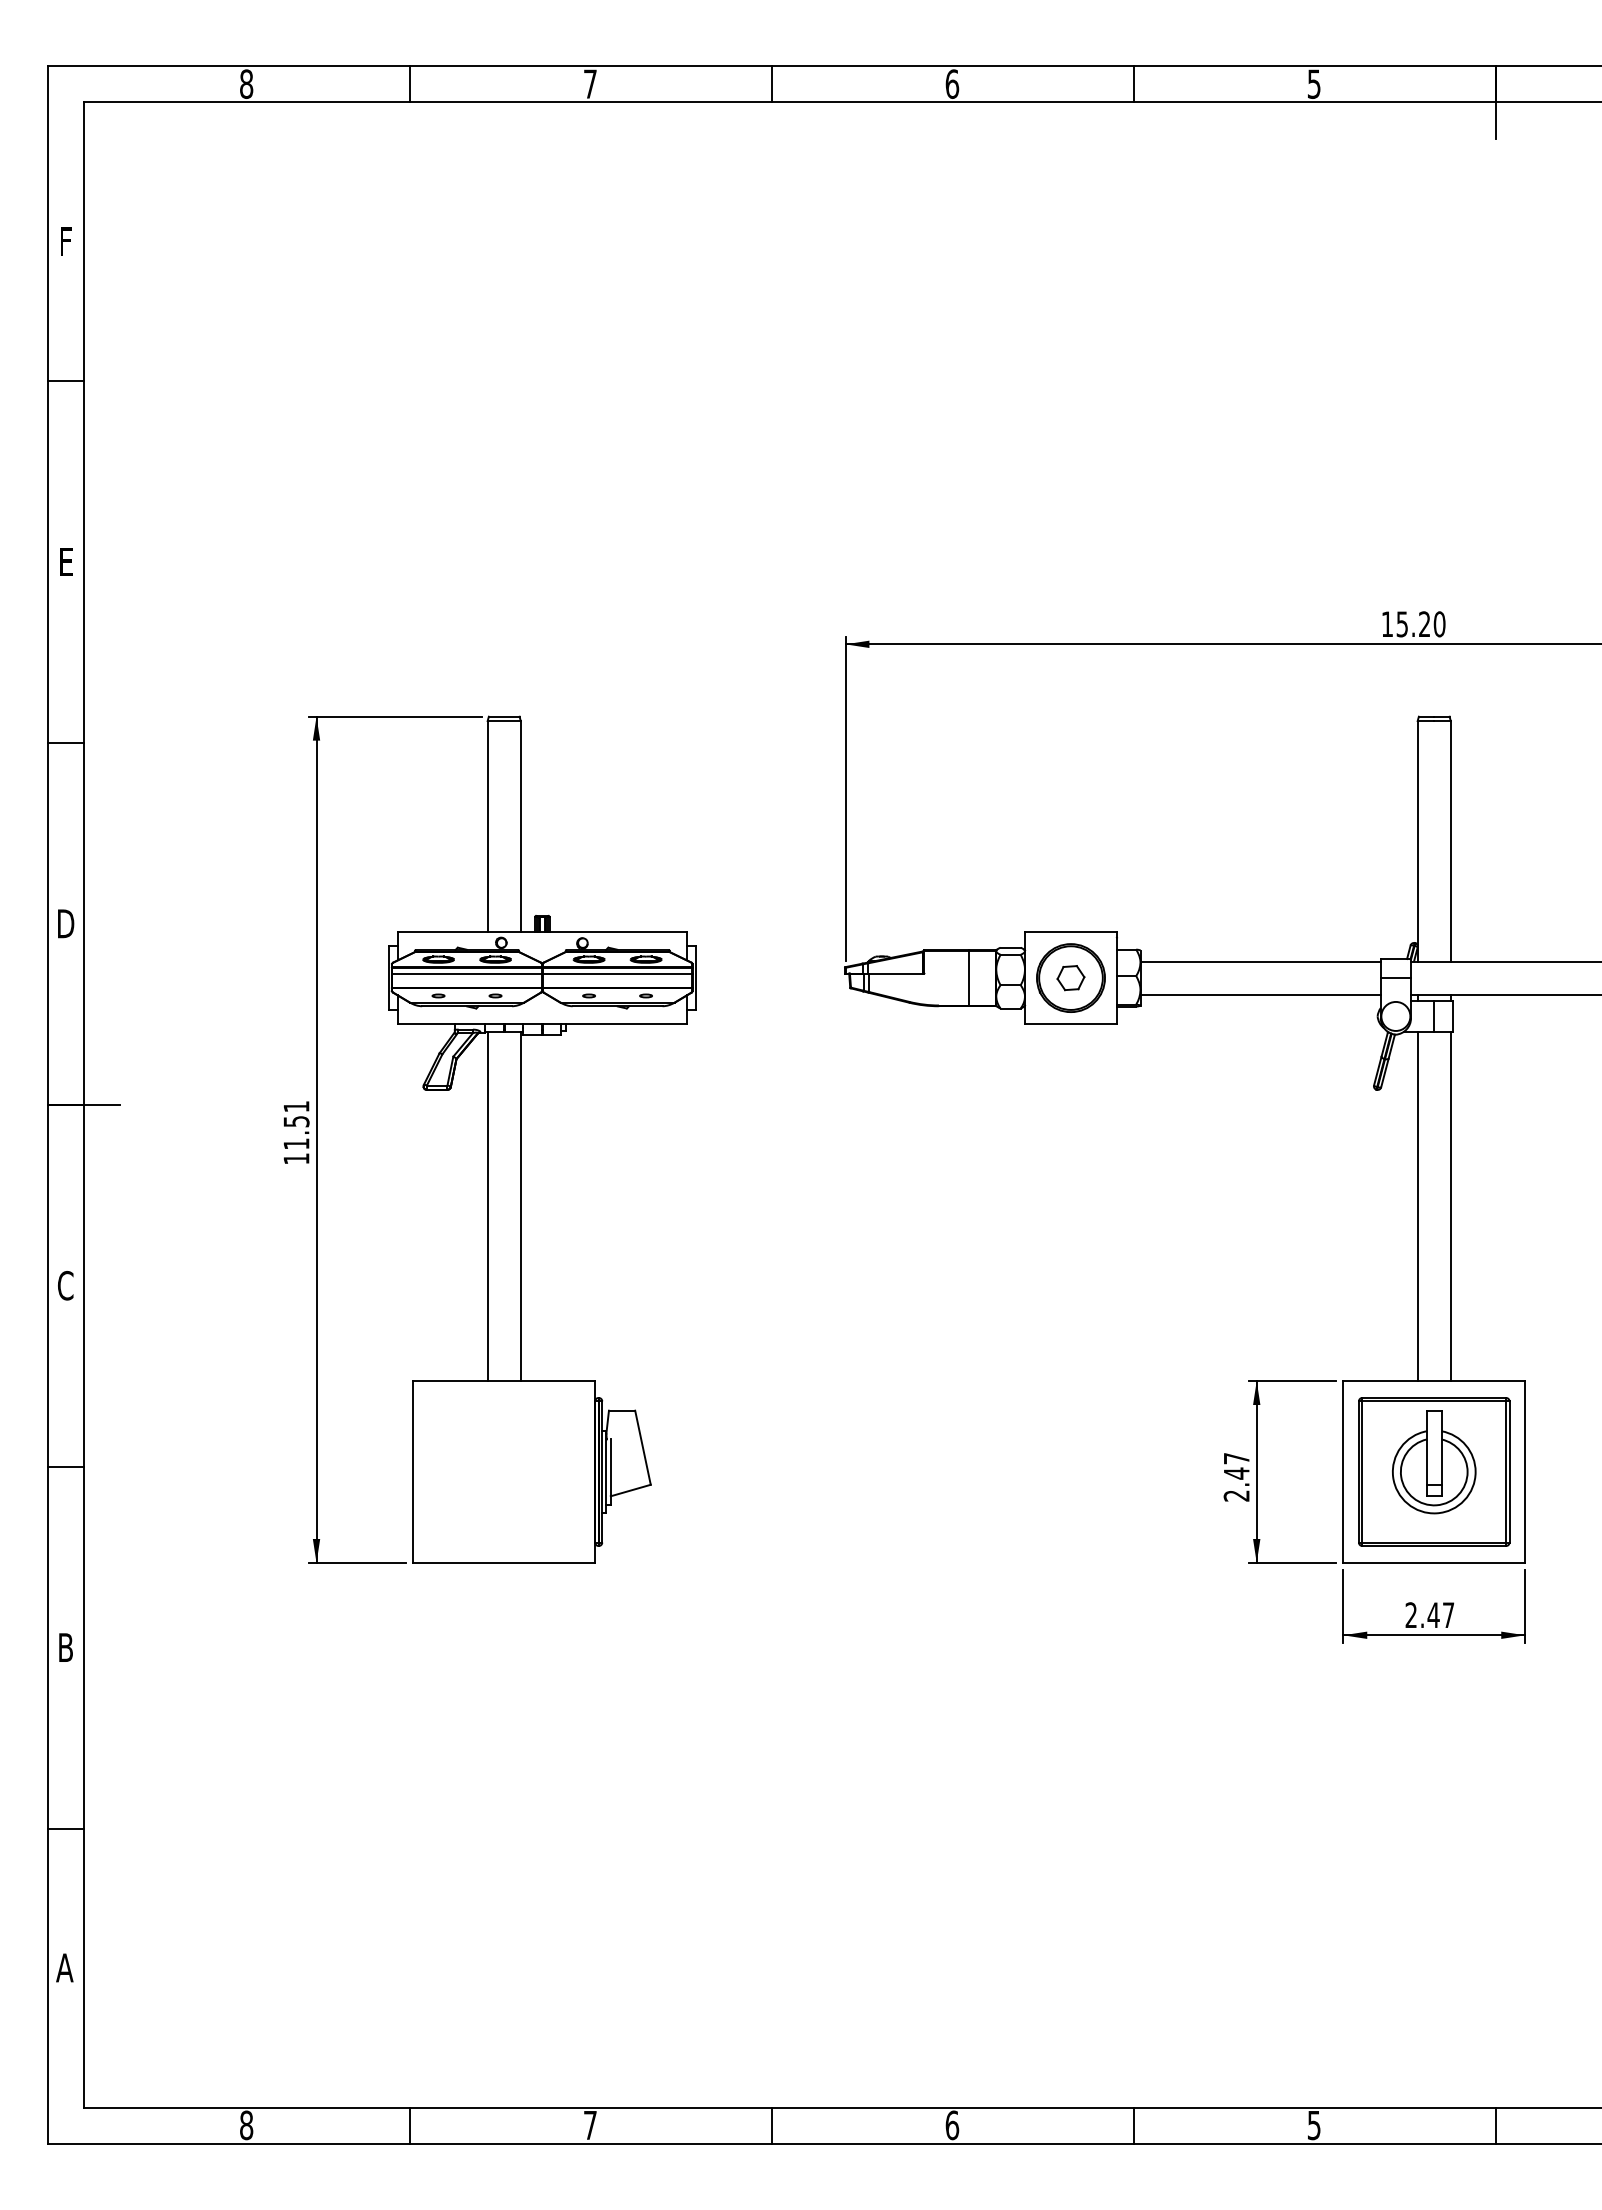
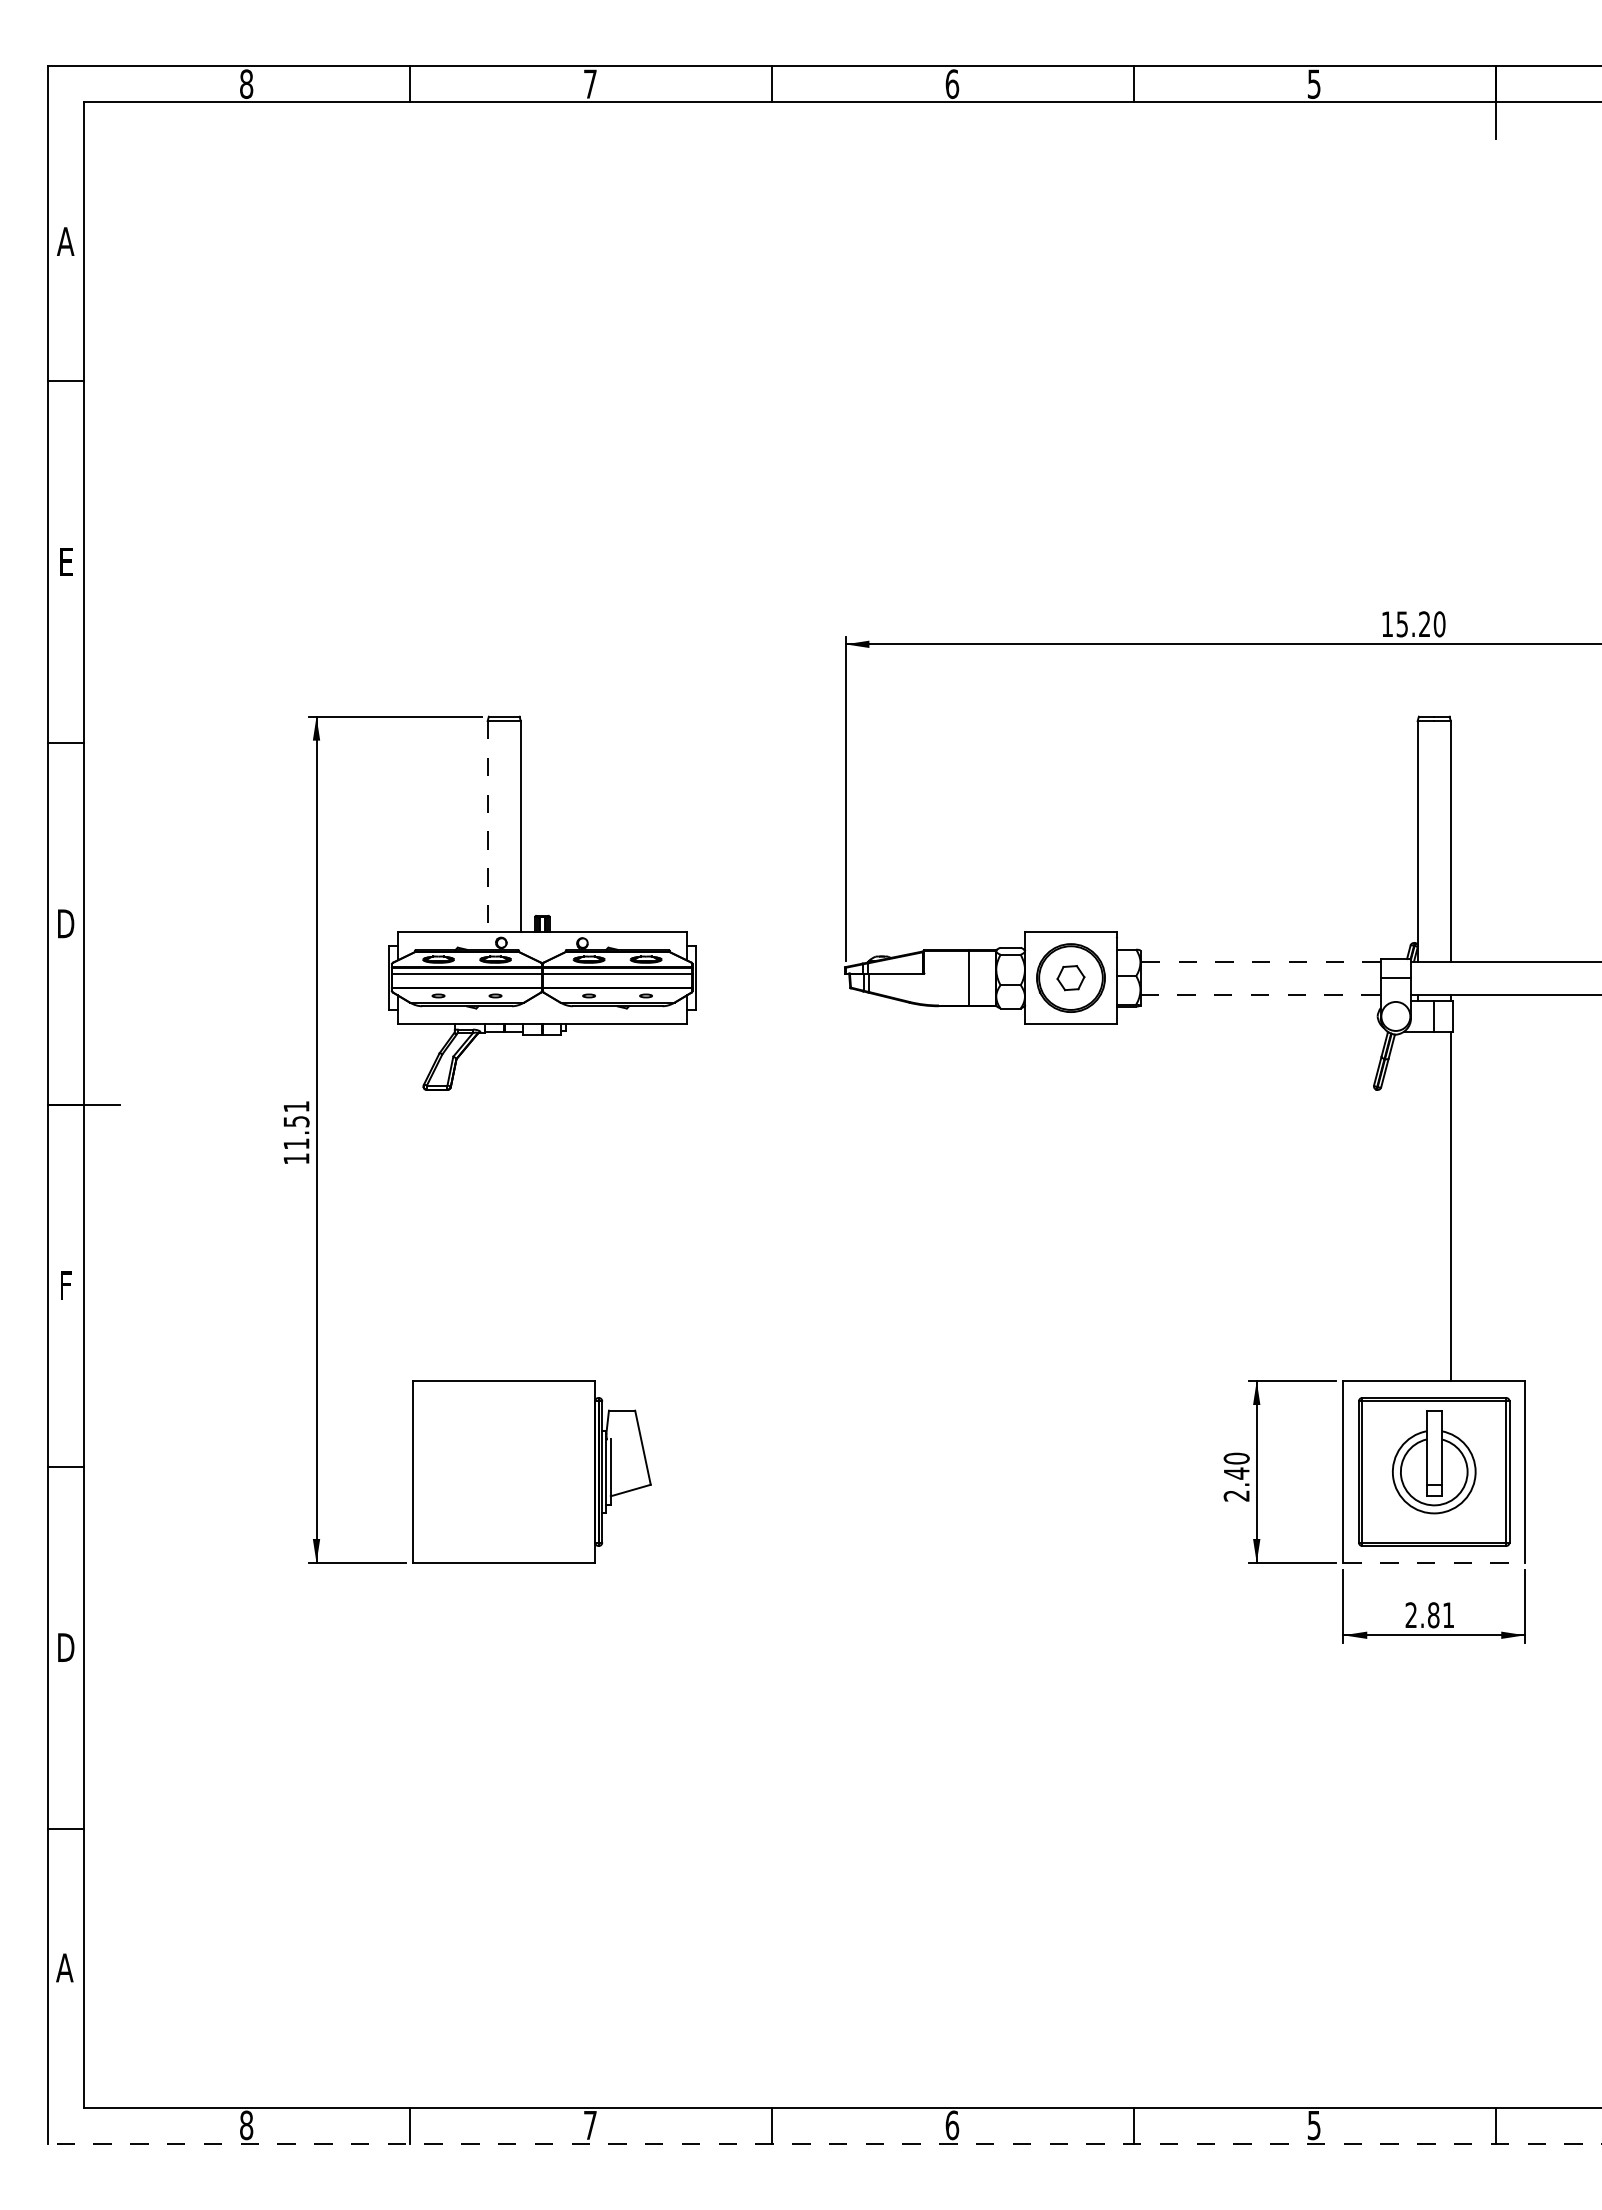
text: F -> A (65, 241)
line: solid -> dashed (487, 826)
line: solid -> dashed (1260, 961)
line: solid -> dashed (1261, 994)
line: present -> none (487, 1206)
line: present -> none (520, 1206)
line: present -> none (1417, 1206)
text: C -> F (65, 1285)
text: 2.47 -> 2.40 (1236, 1458)
line: solid -> dashed (1434, 1562)
text: 2.47 -> 2.81 (1440, 1615)
text: B -> D (66, 1647)
line: solid -> dashed (824, 2143)
